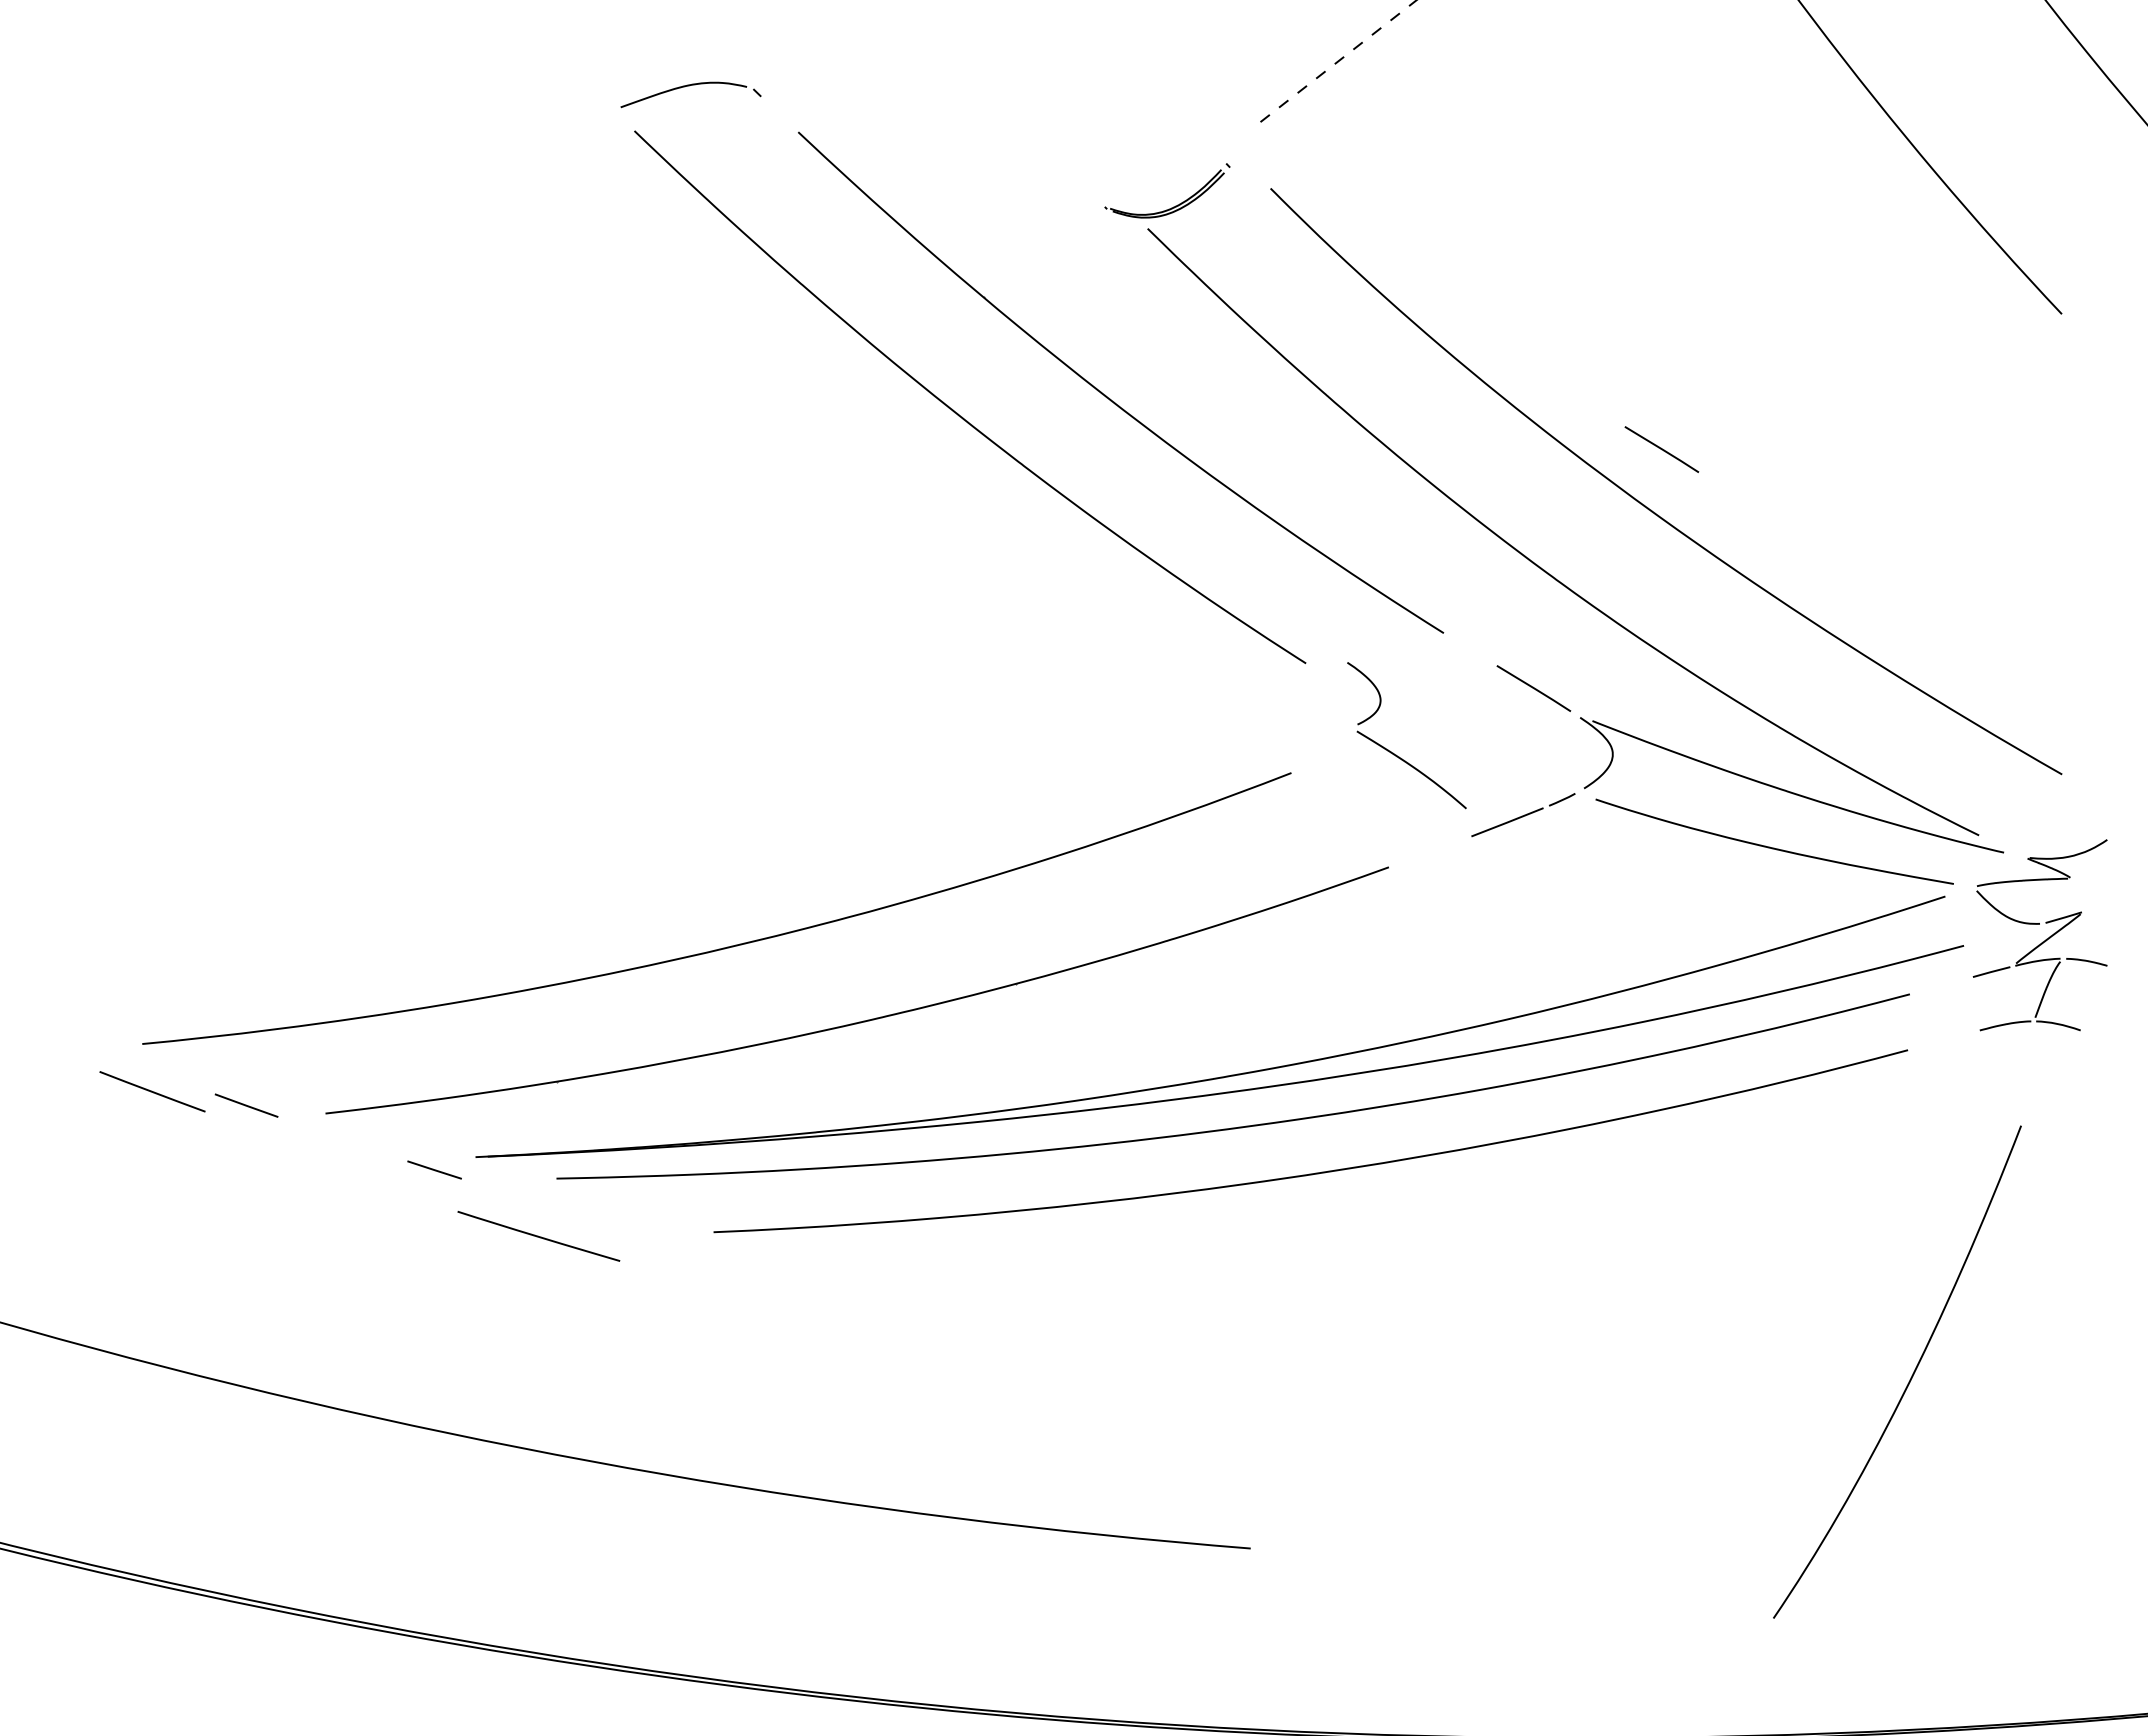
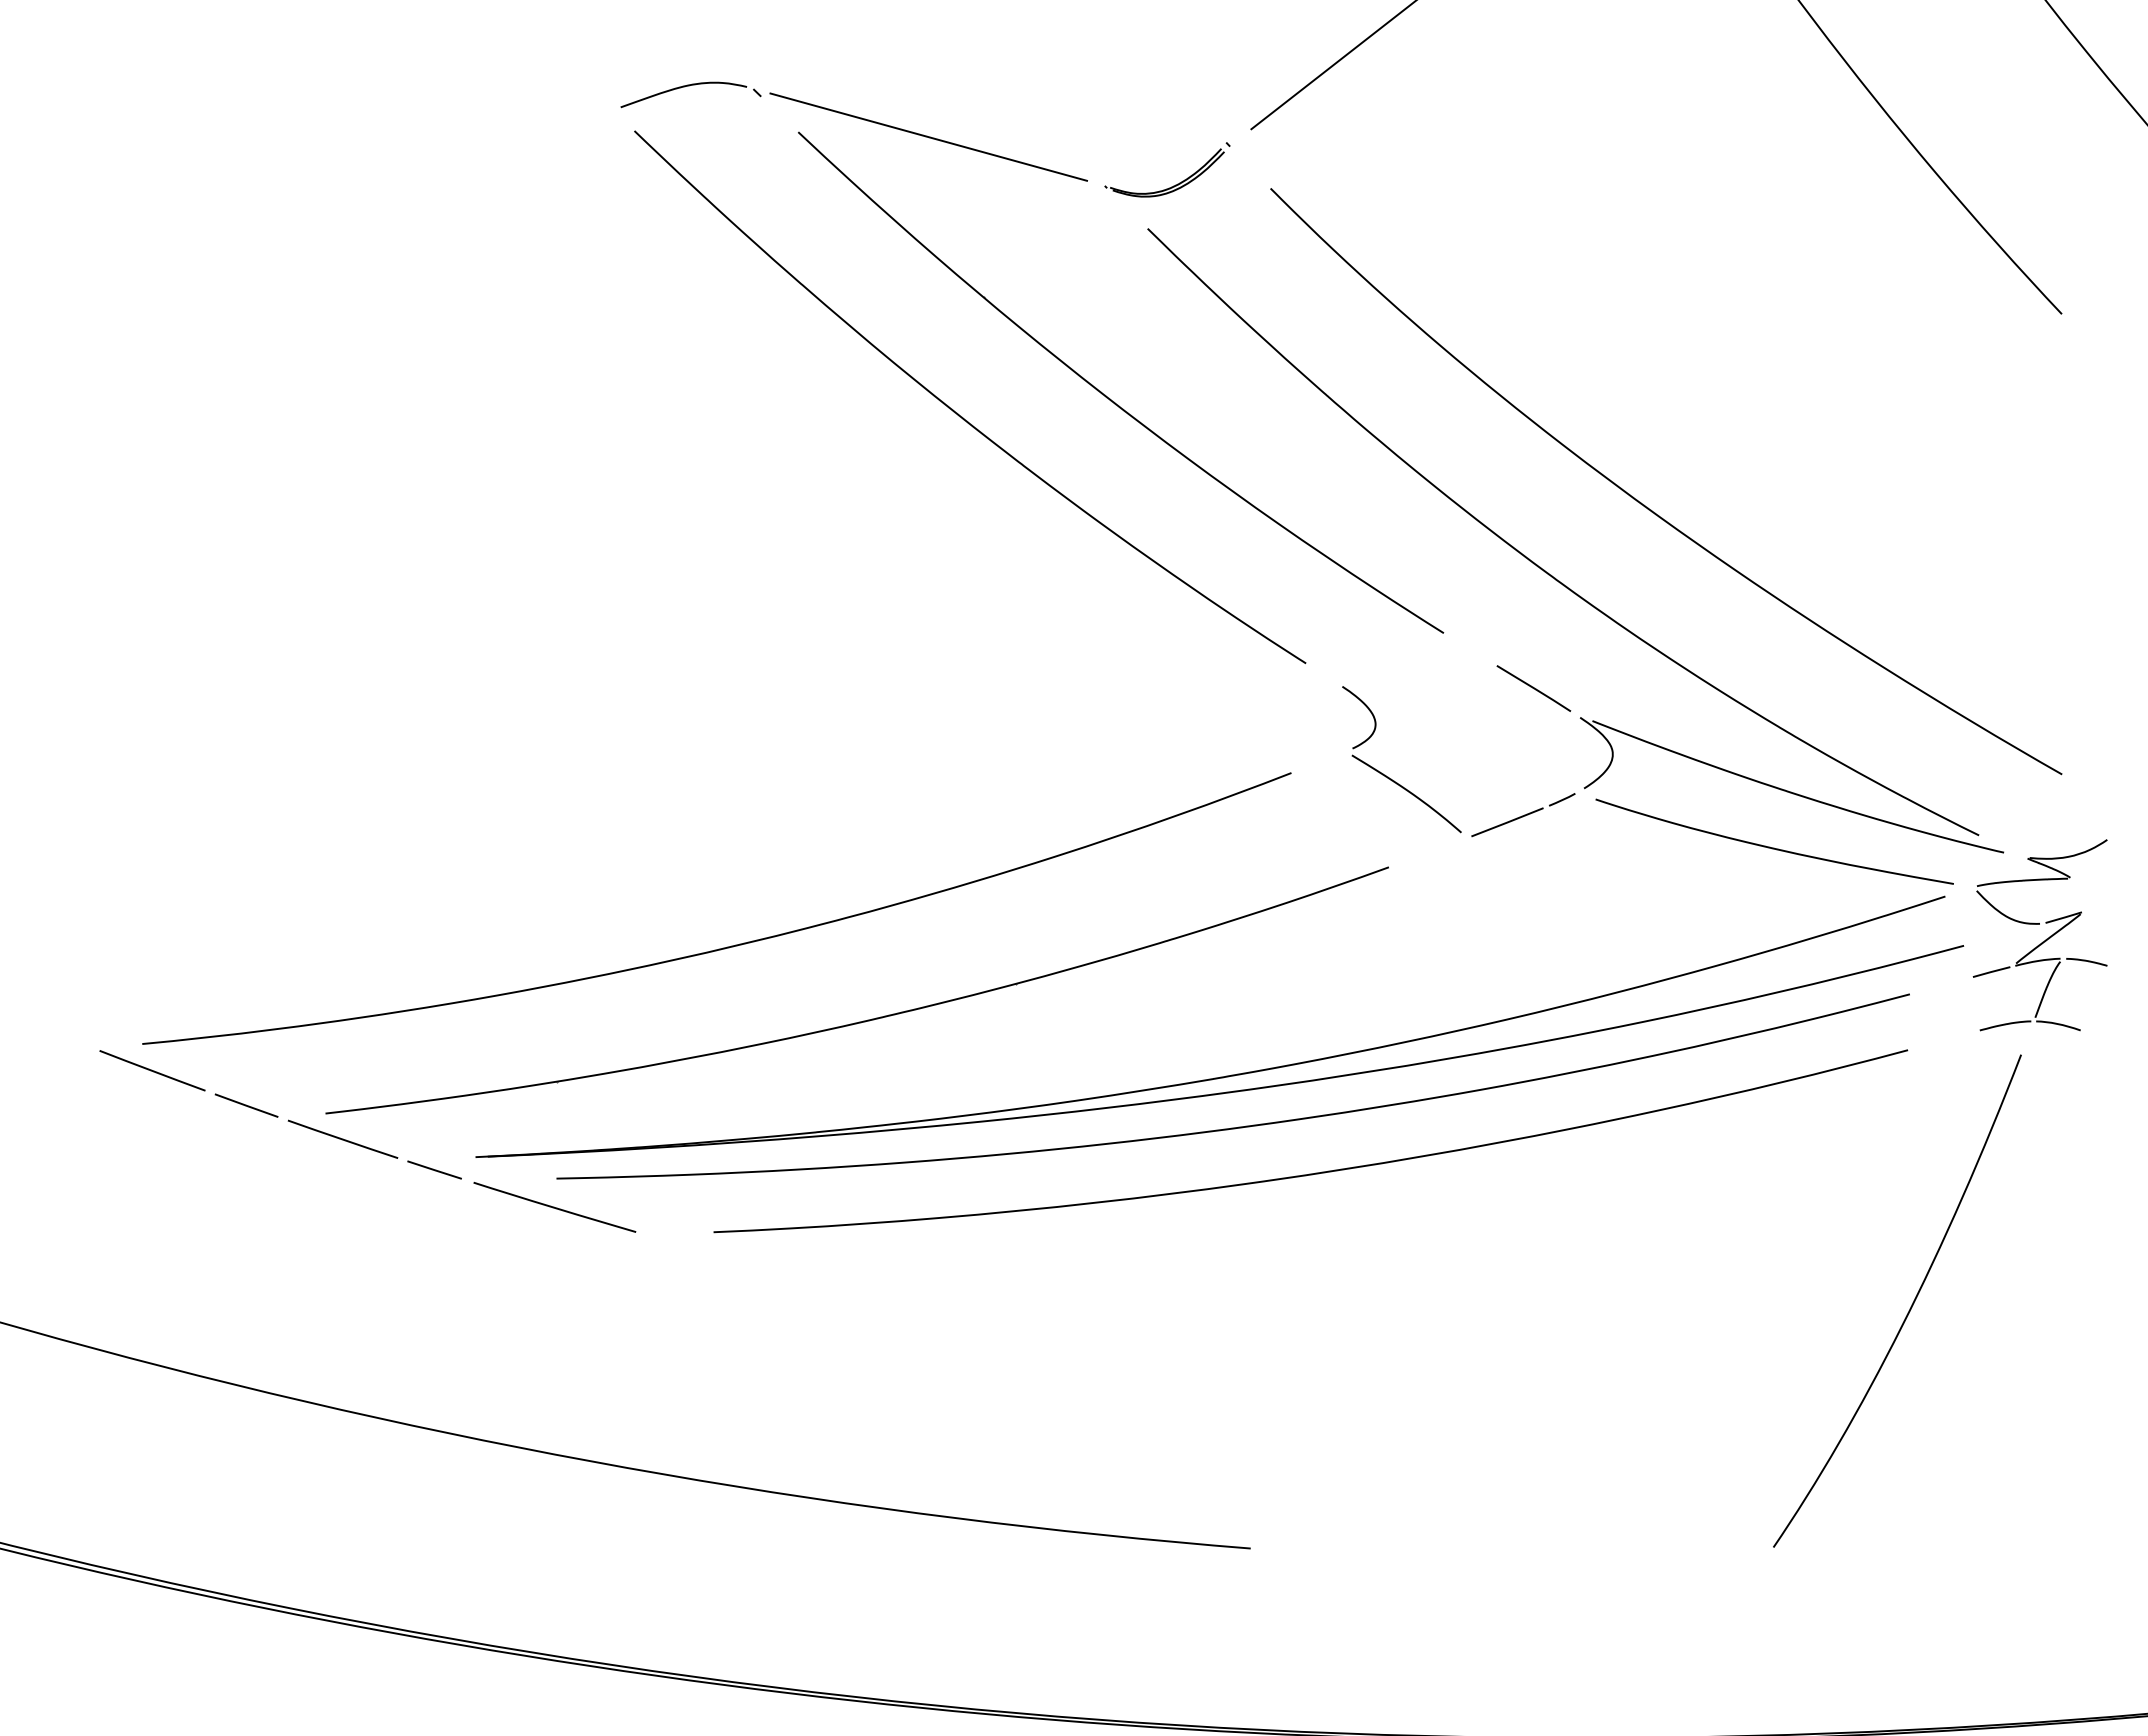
line: dashed -> solid (1334, 64)
line: none -> present (928, 136)
part position: (1175, 205) -> (1175, 184) (1175, 184)
line: present -> none (1661, 449)
part position: (1393, 752) -> (1388, 776) (1388, 776)
line position: (152, 1091) -> (152, 1070) (152, 1070)
line: none -> present (342, 1138)
line position: (538, 1236) -> (554, 1207) (554, 1207)
curve position: (1910, 1377) -> (1910, 1306) (1910, 1306)
